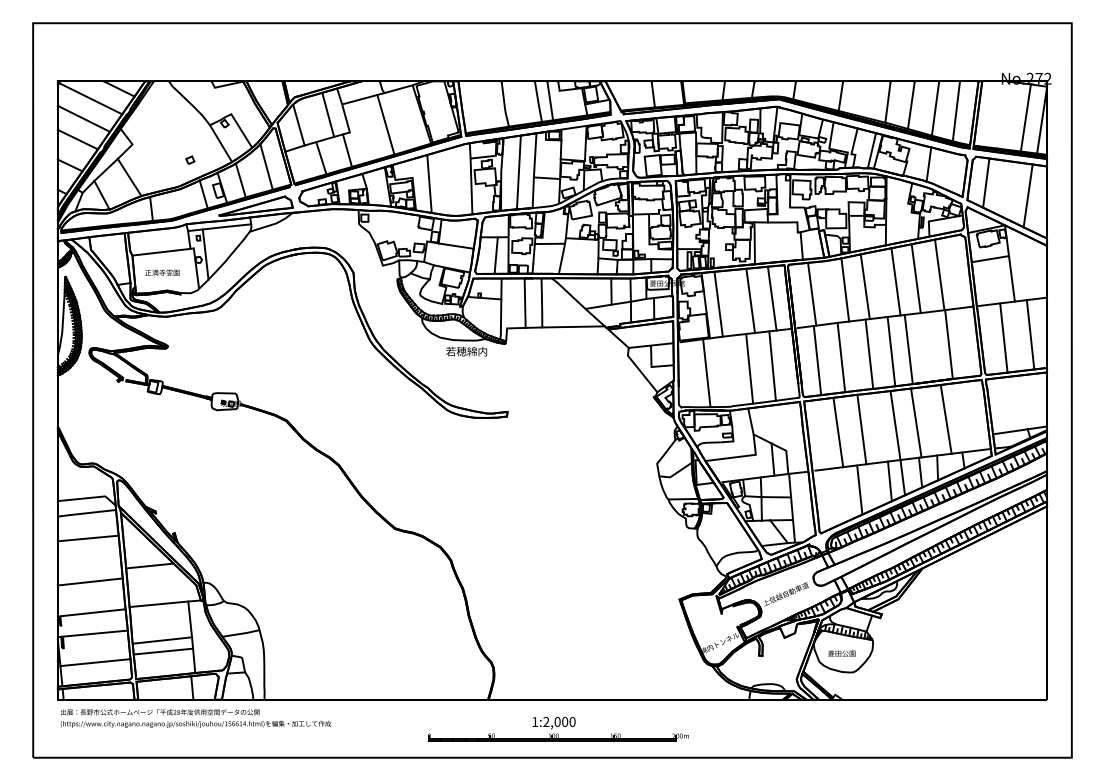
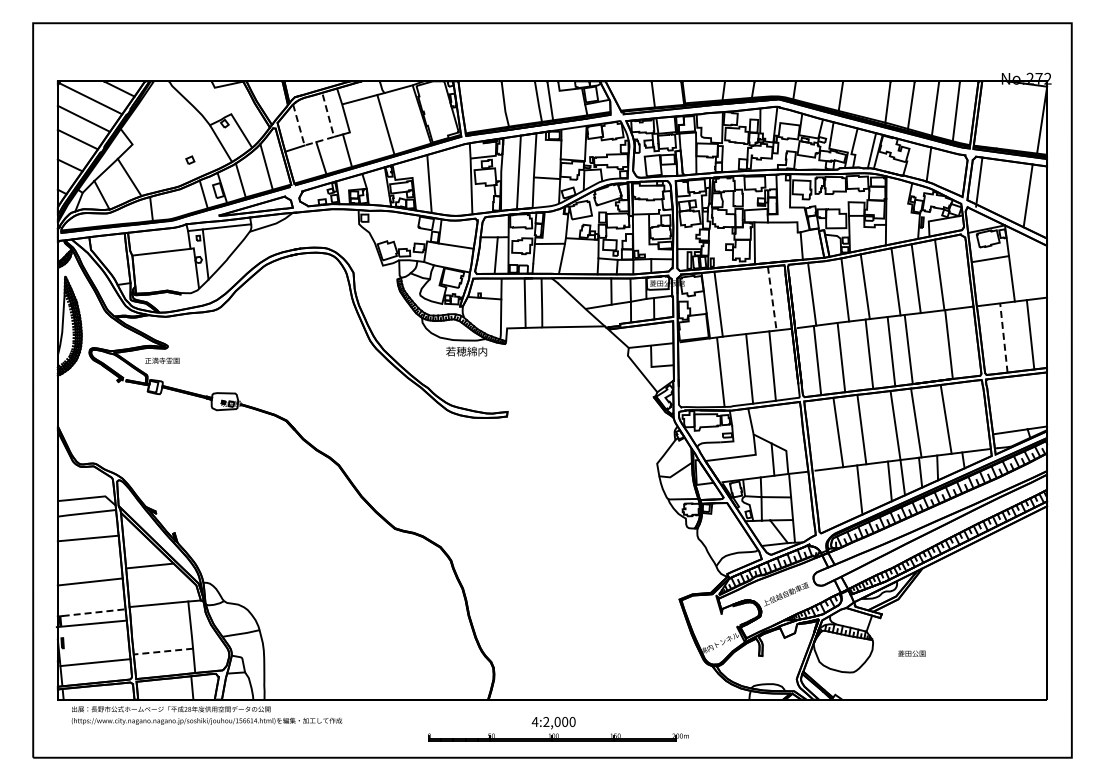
line: present -> none (1025, 118)
line: solid -> dashed (320, 140)
line position: (986, 182) -> (979, 181) (979, 181)
text position: (162, 272) -> (162, 360) (162, 360)
line: solid -> dashed (772, 299)
line: present -> none (750, 300)
line: solid -> dashed (1003, 338)
line position: (706, 373) -> (720, 372) (720, 372)
line: solid -> dashed (94, 612)
line position: (92, 633) -> (91, 623) (91, 623)
line: present -> none (162, 640)
line: solid -> dashed (163, 651)
text position: (841, 653) -> (911, 653) (911, 653)
text position: (195, 718) -> (206, 715) (206, 715)
text: 1:2,000 -> 4:2,000 (534, 721)
